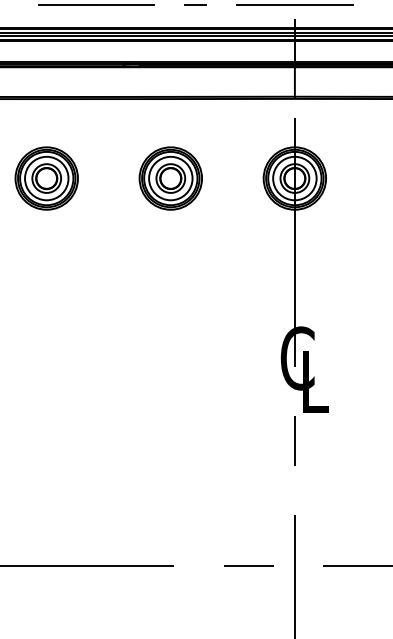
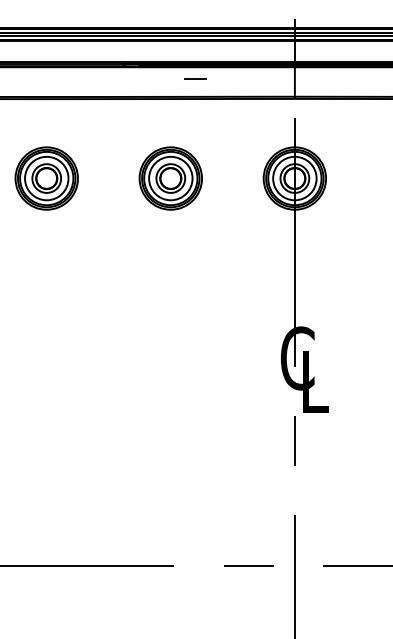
line position: (195, 4) -> (195, 78) (195, 78)
line: present -> none (96, 5)
line: present -> none (294, 5)
